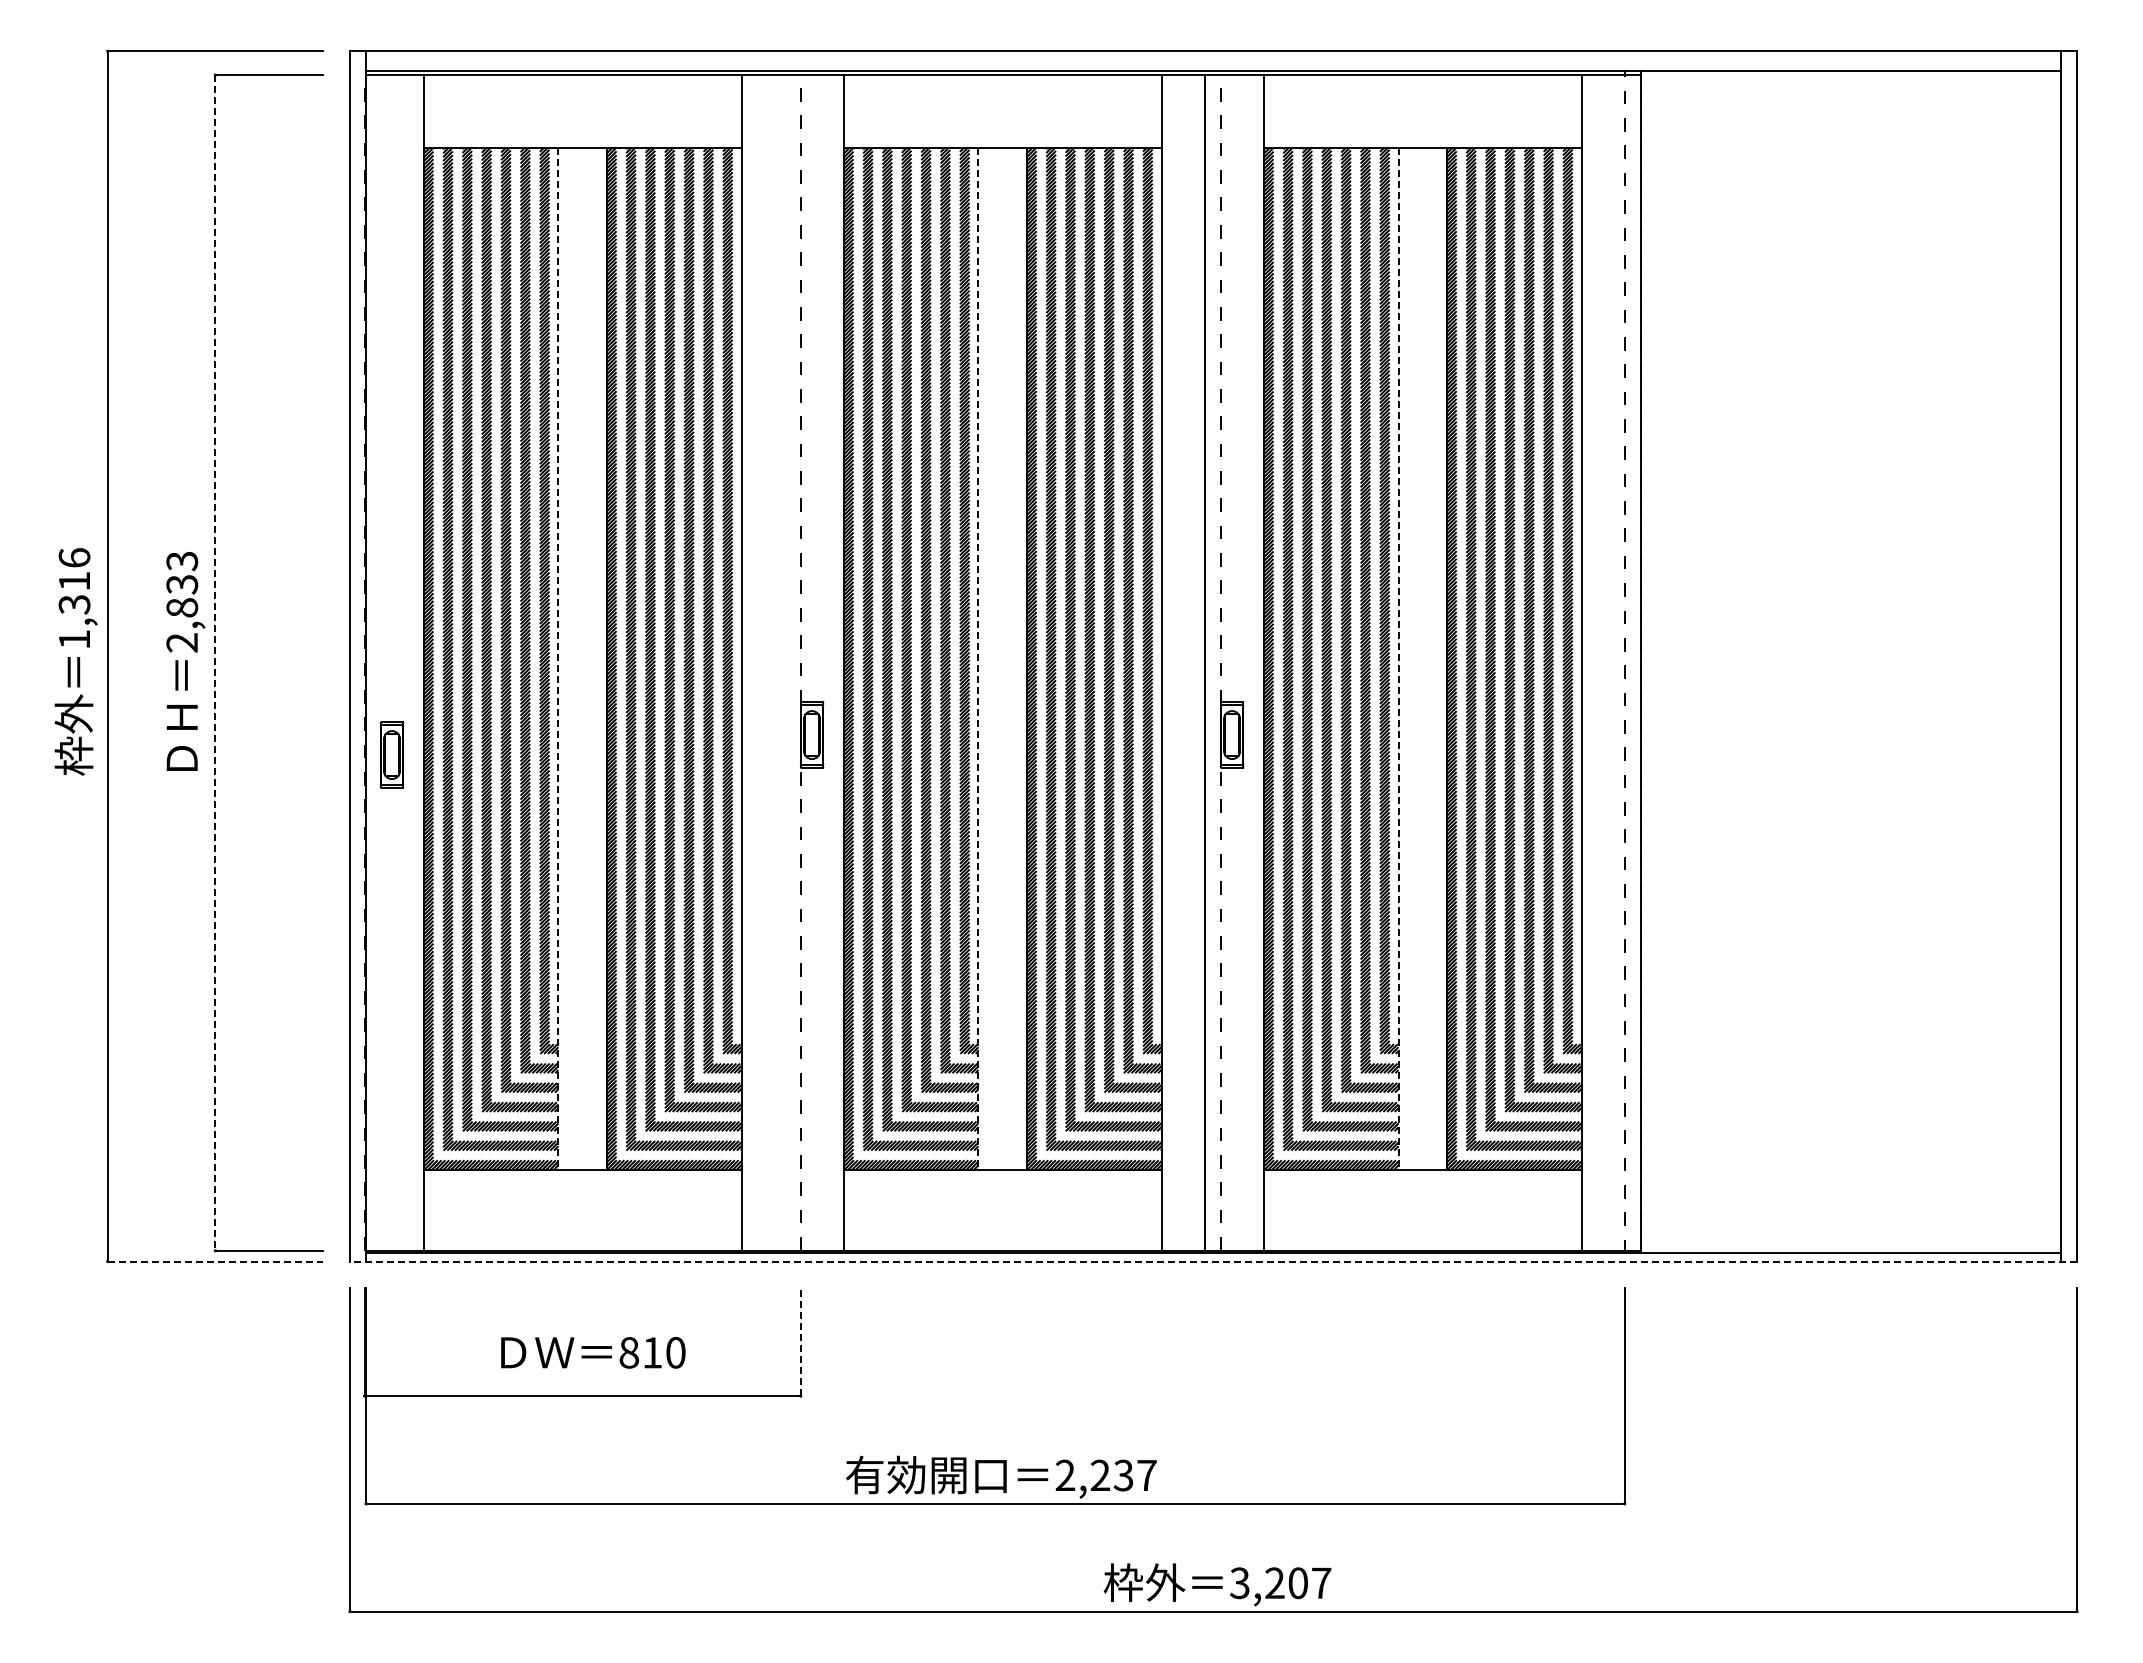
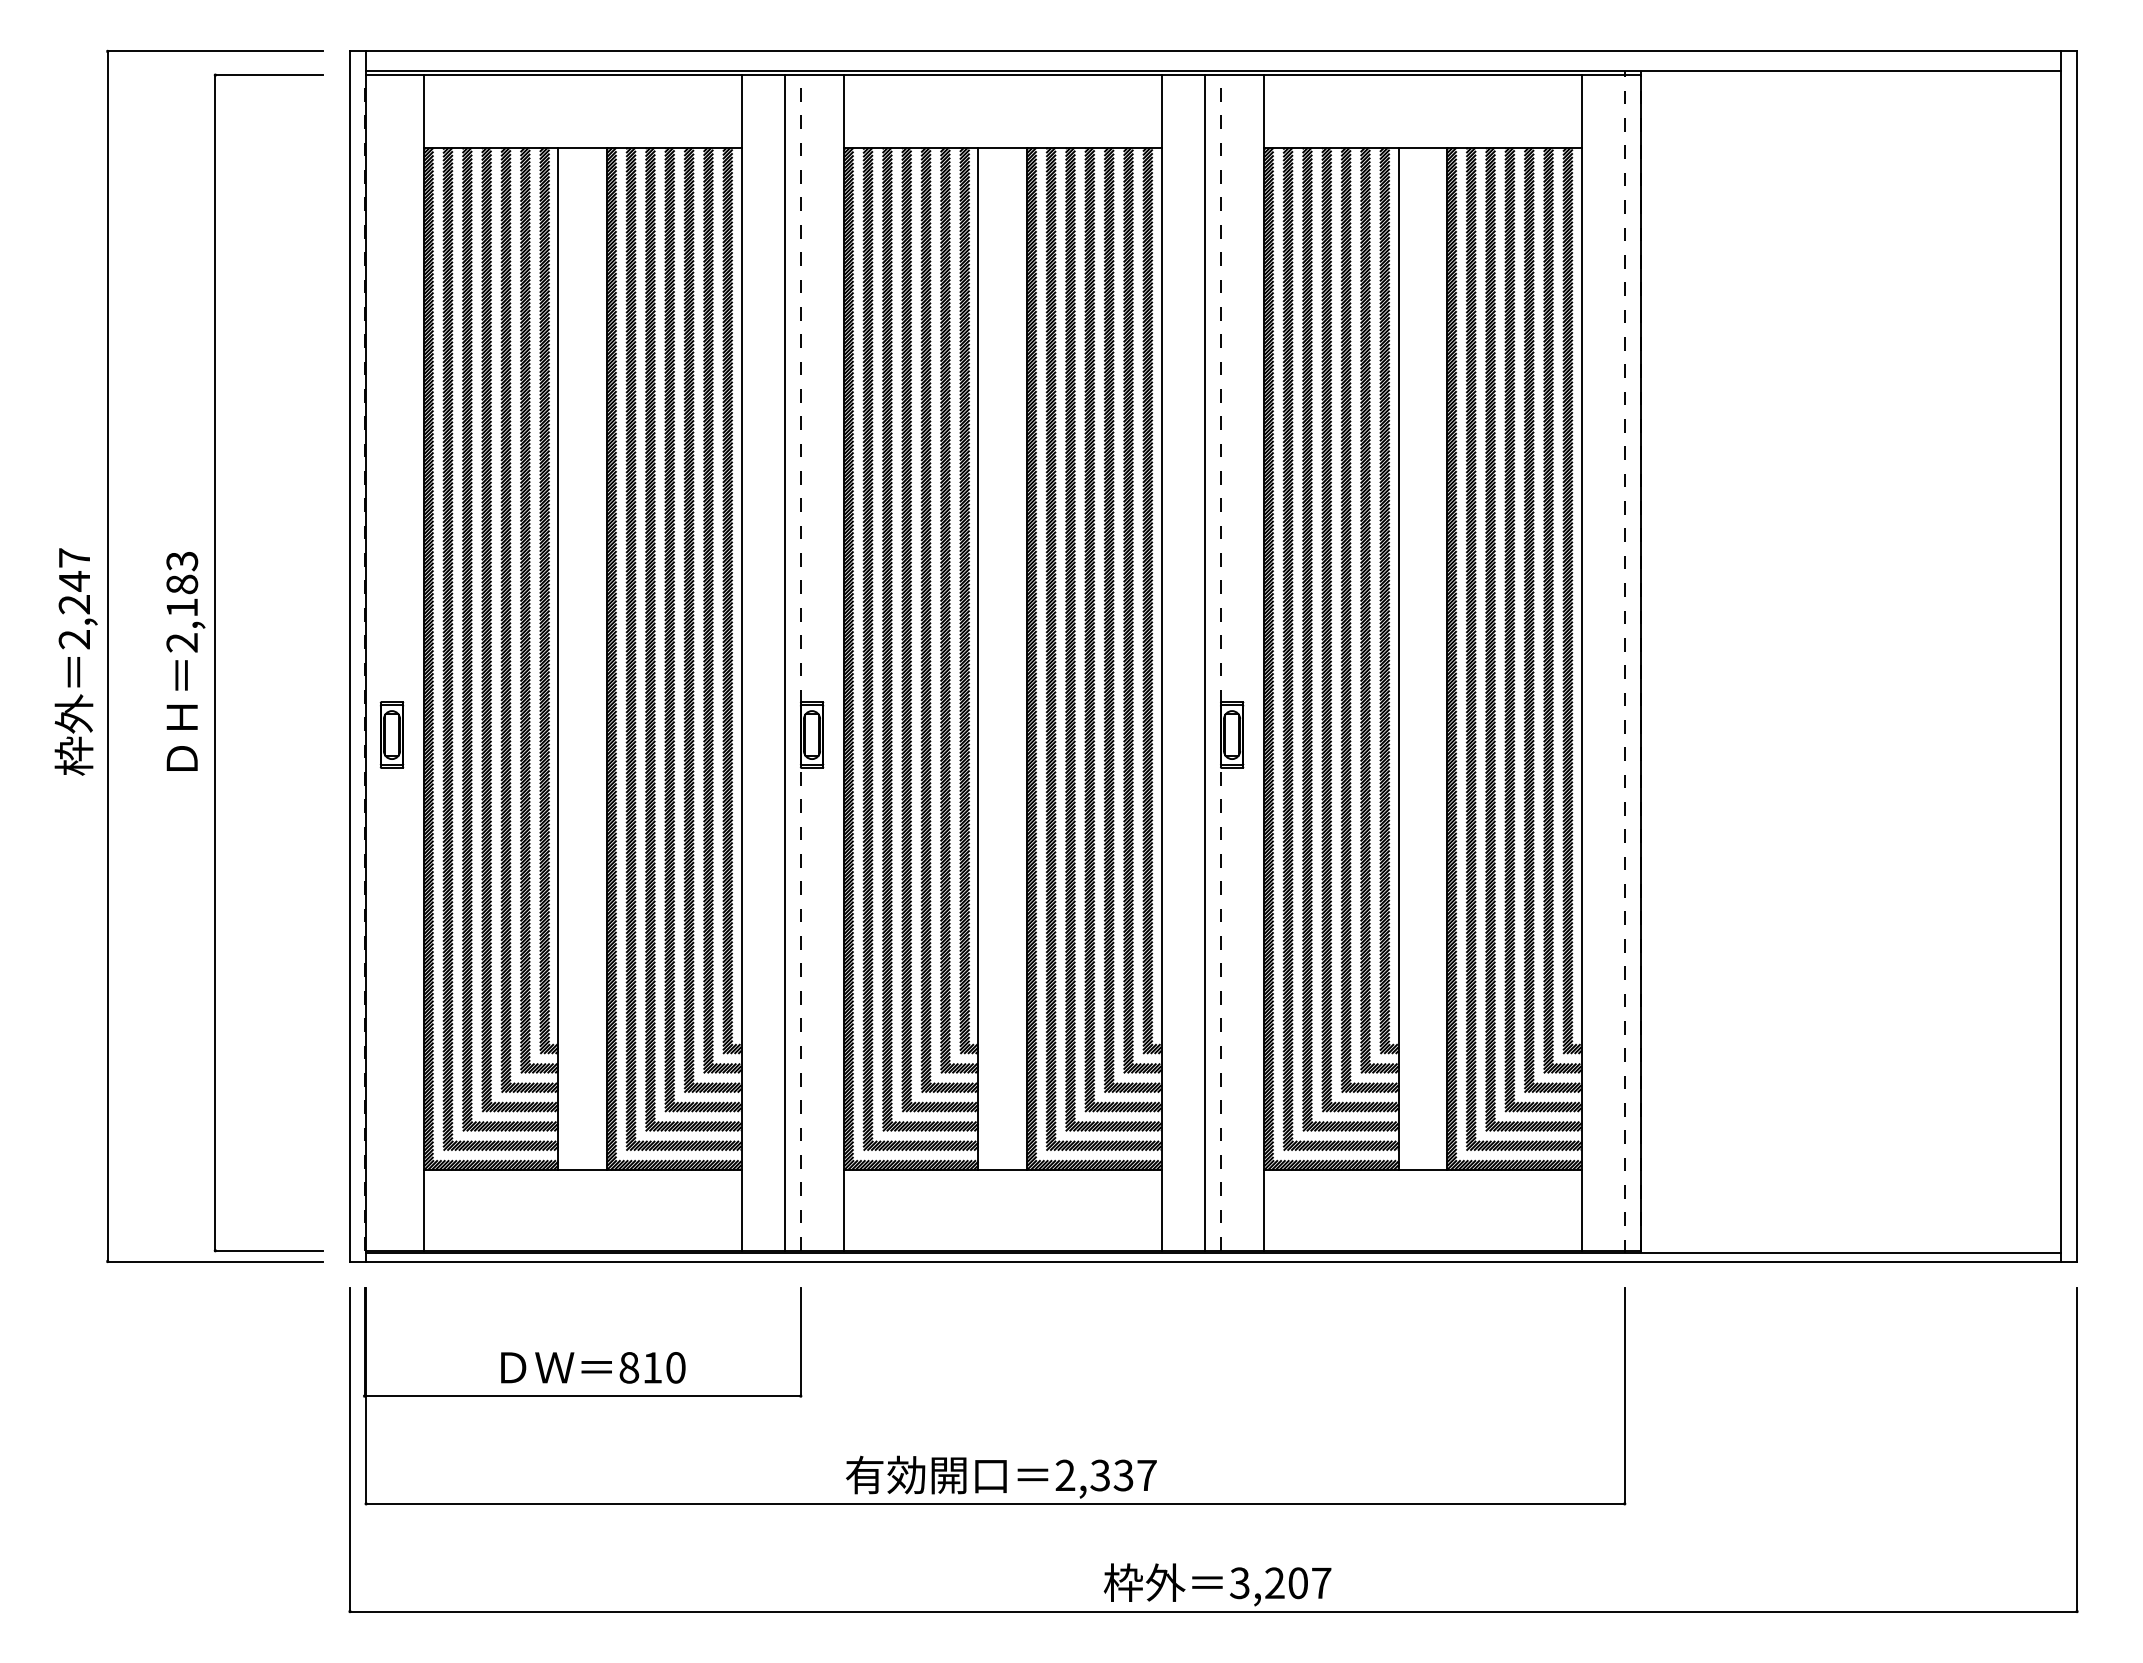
text: 2,833 -> 2,183 (182, 595)
text: 1,316 -> 2,247 (74, 598)
line: dashed -> solid (558, 659)
line: dashed -> solid (978, 659)
line: dashed -> solid (1398, 659)
line: dashed -> solid (215, 662)
line: none -> present (784, 662)
part position: (391, 754) -> (391, 734) (391, 734)
line: dashed -> solid (215, 1261)
line: dashed -> solid (1213, 1261)
line: dashed -> solid (800, 1342)
text position: (593, 1352) -> (593, 1367) (593, 1367)
text: 2,237 -> 2,337 (1100, 1475)
